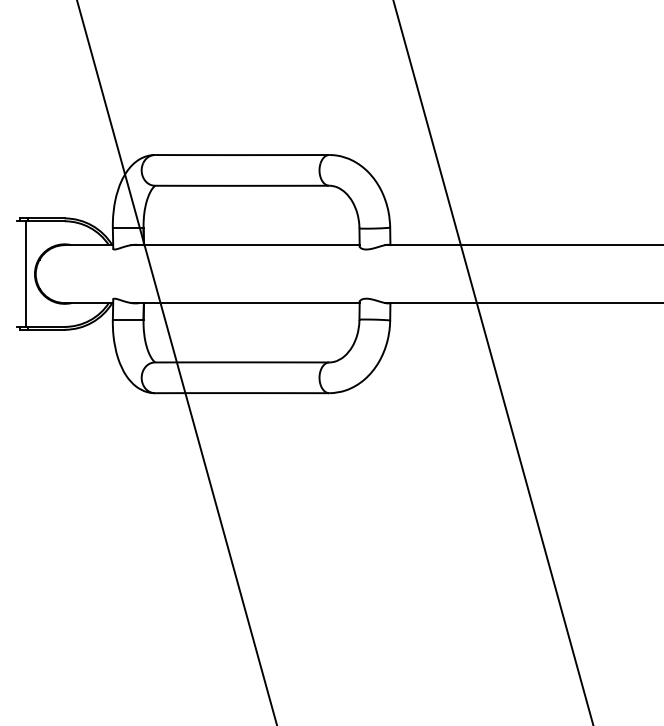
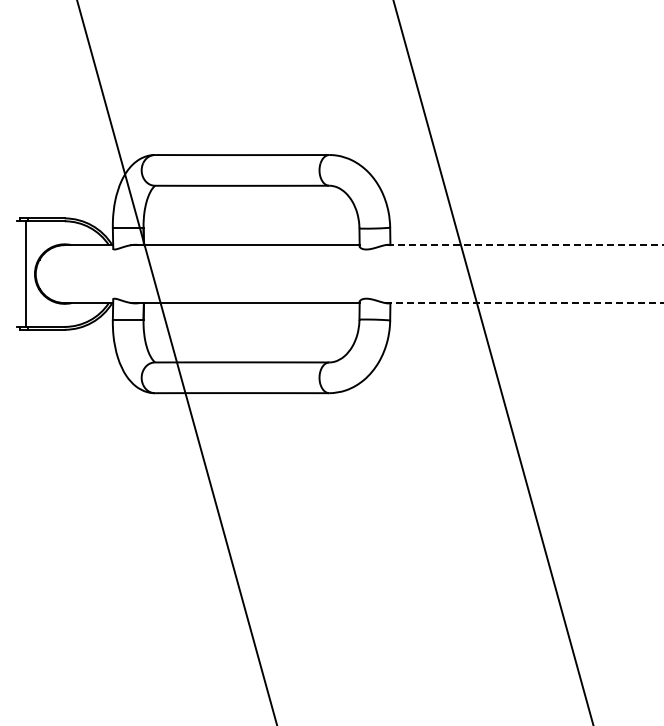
line: solid -> dashed (524, 245)
line: solid -> dashed (524, 303)
